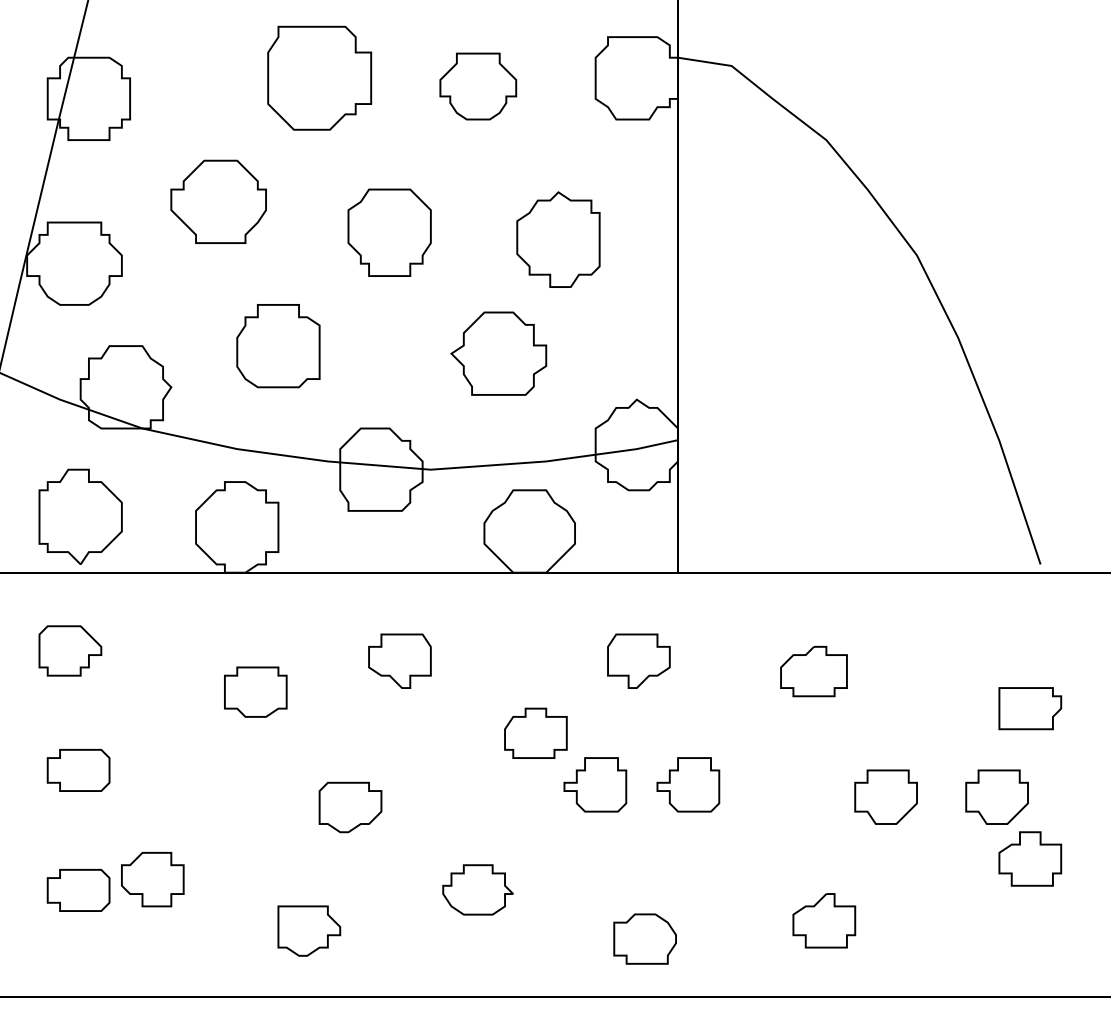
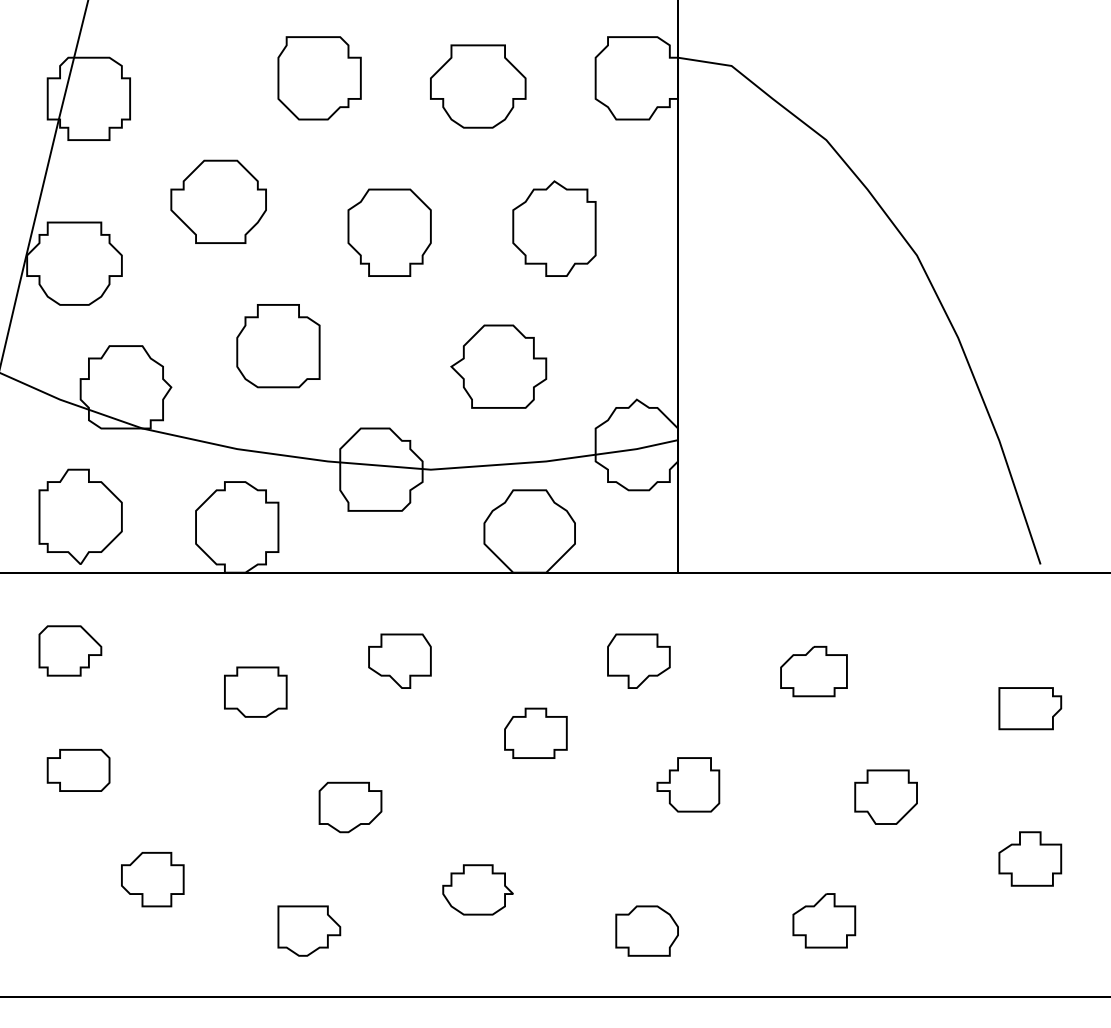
part size: 106x106 px -> 85x85 px (319, 78)
part size: 79x69 px -> 97x85 px (478, 86)
part position: (558, 239) -> (554, 228) (554, 228)
part position: (498, 353) -> (498, 366) (498, 366)
part: present -> none (595, 784)
part: present -> none (996, 796)
part: present -> none (78, 890)
part position: (644, 938) -> (646, 930) (646, 930)
